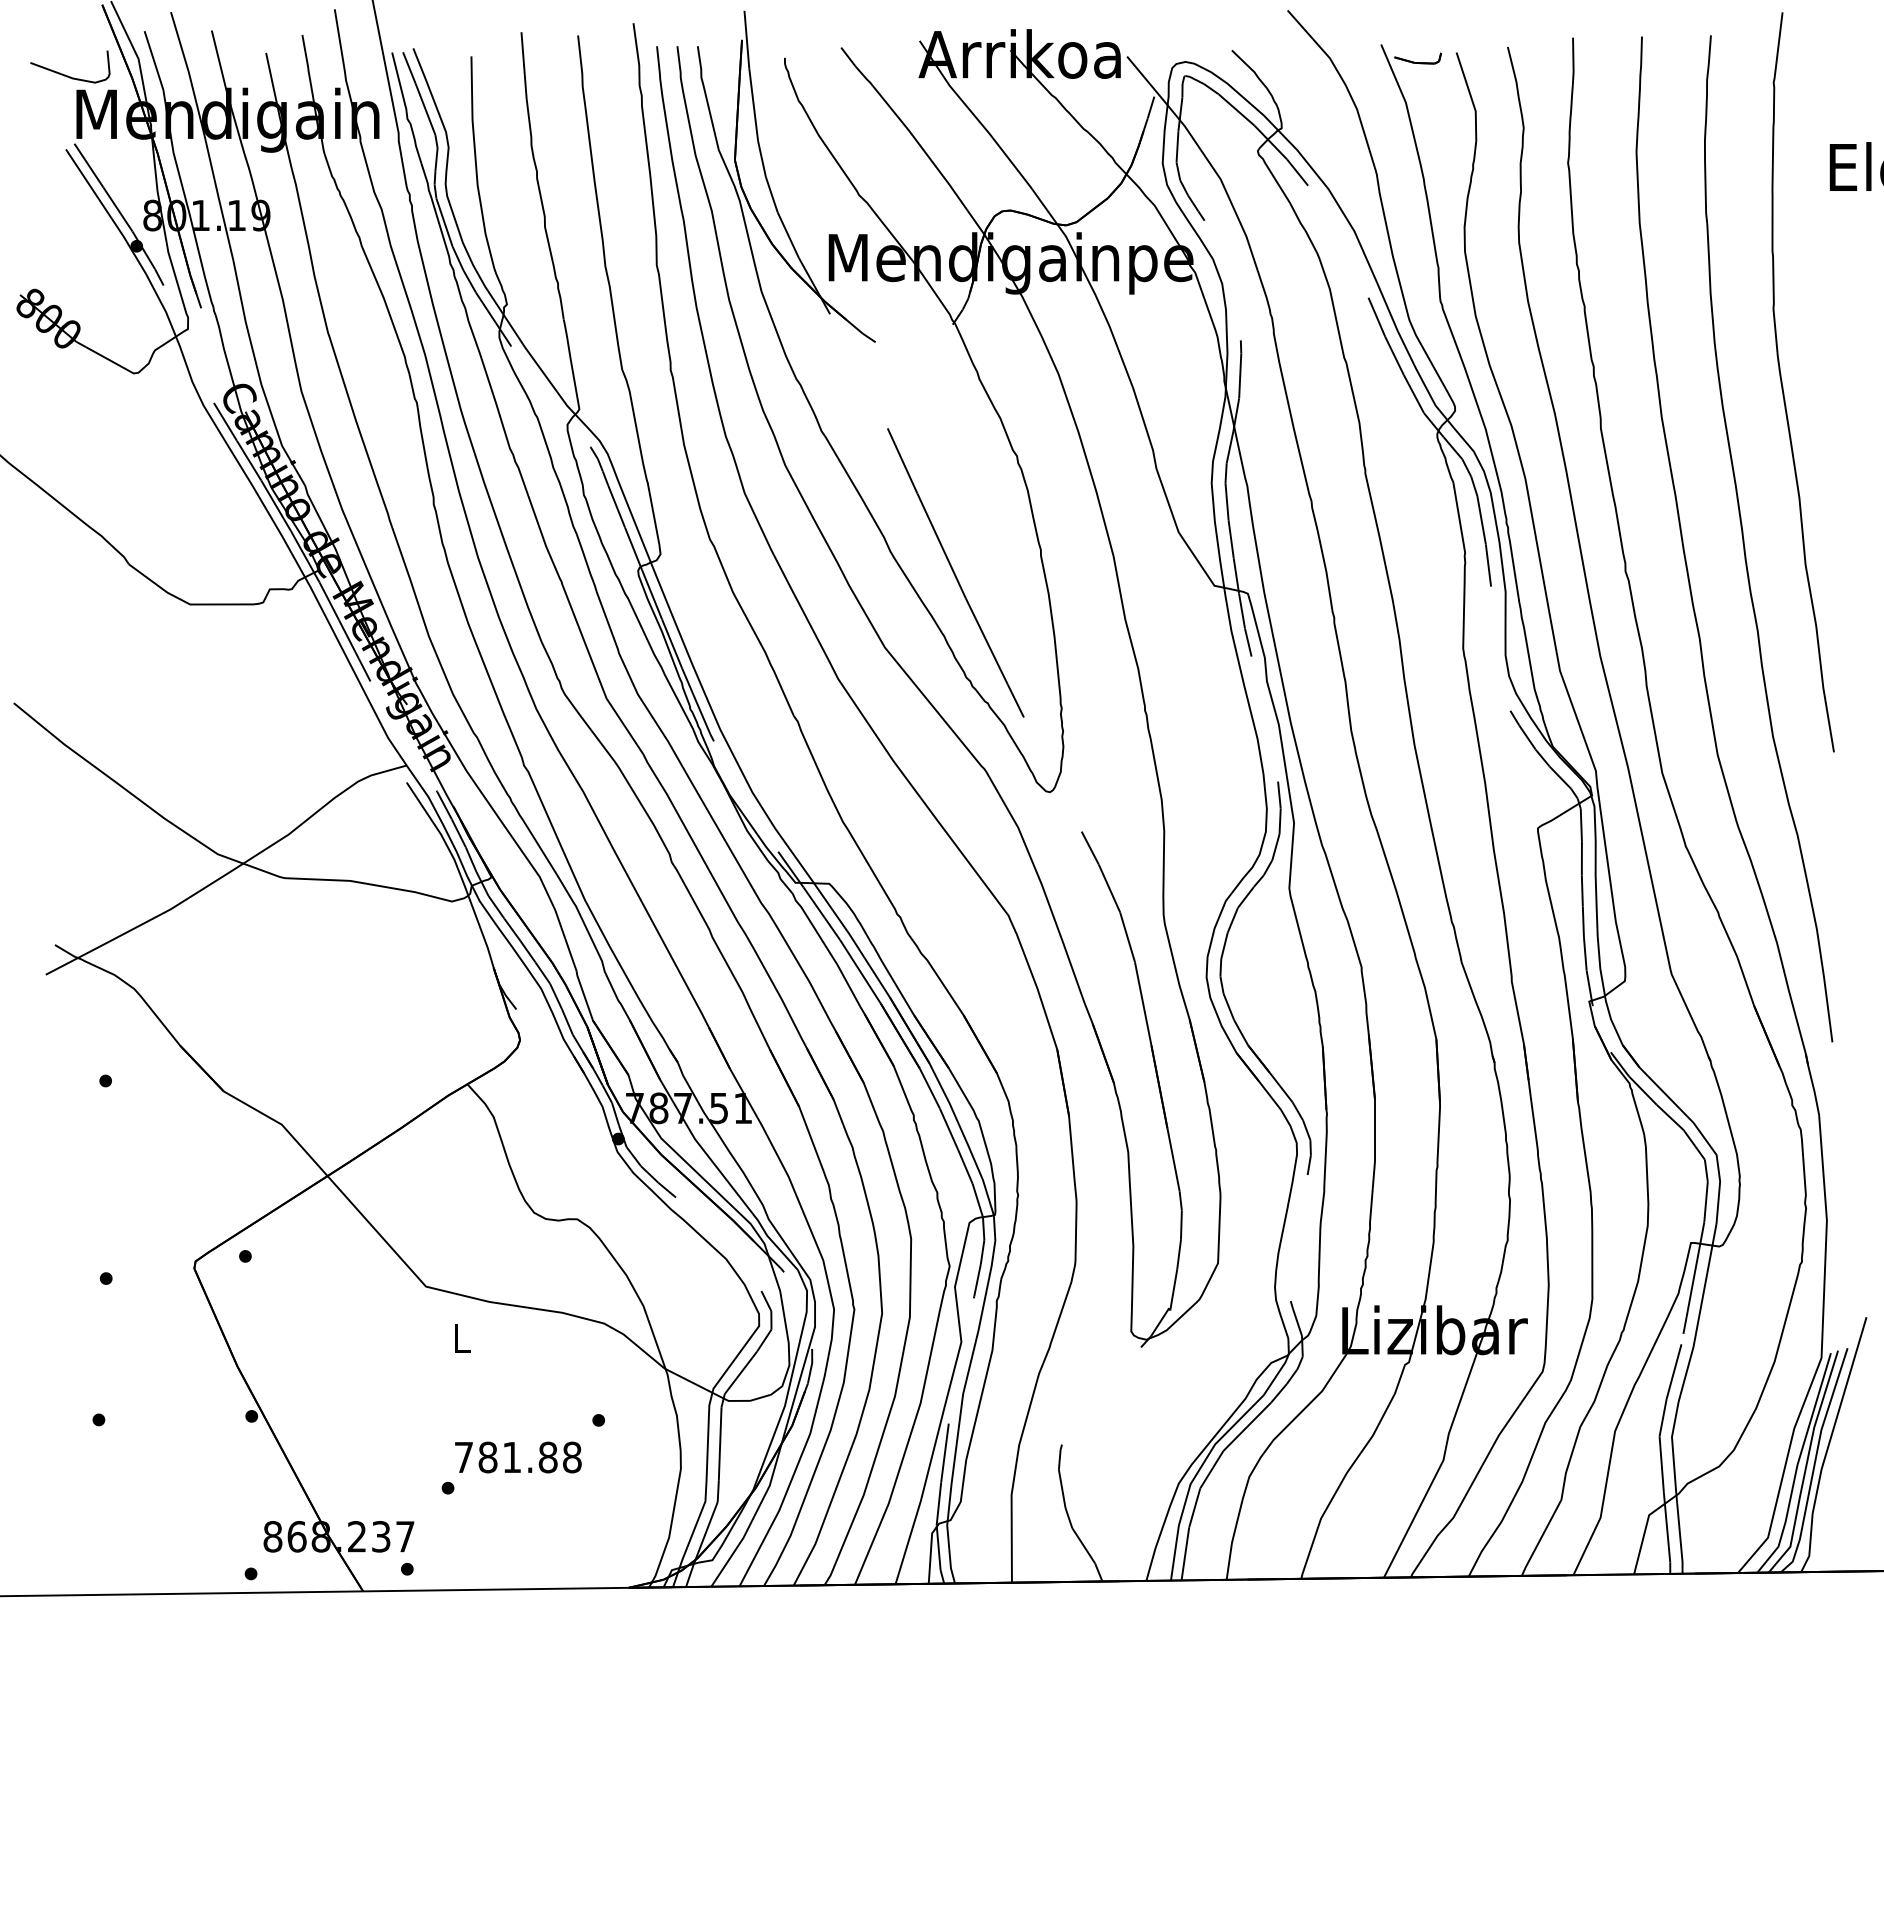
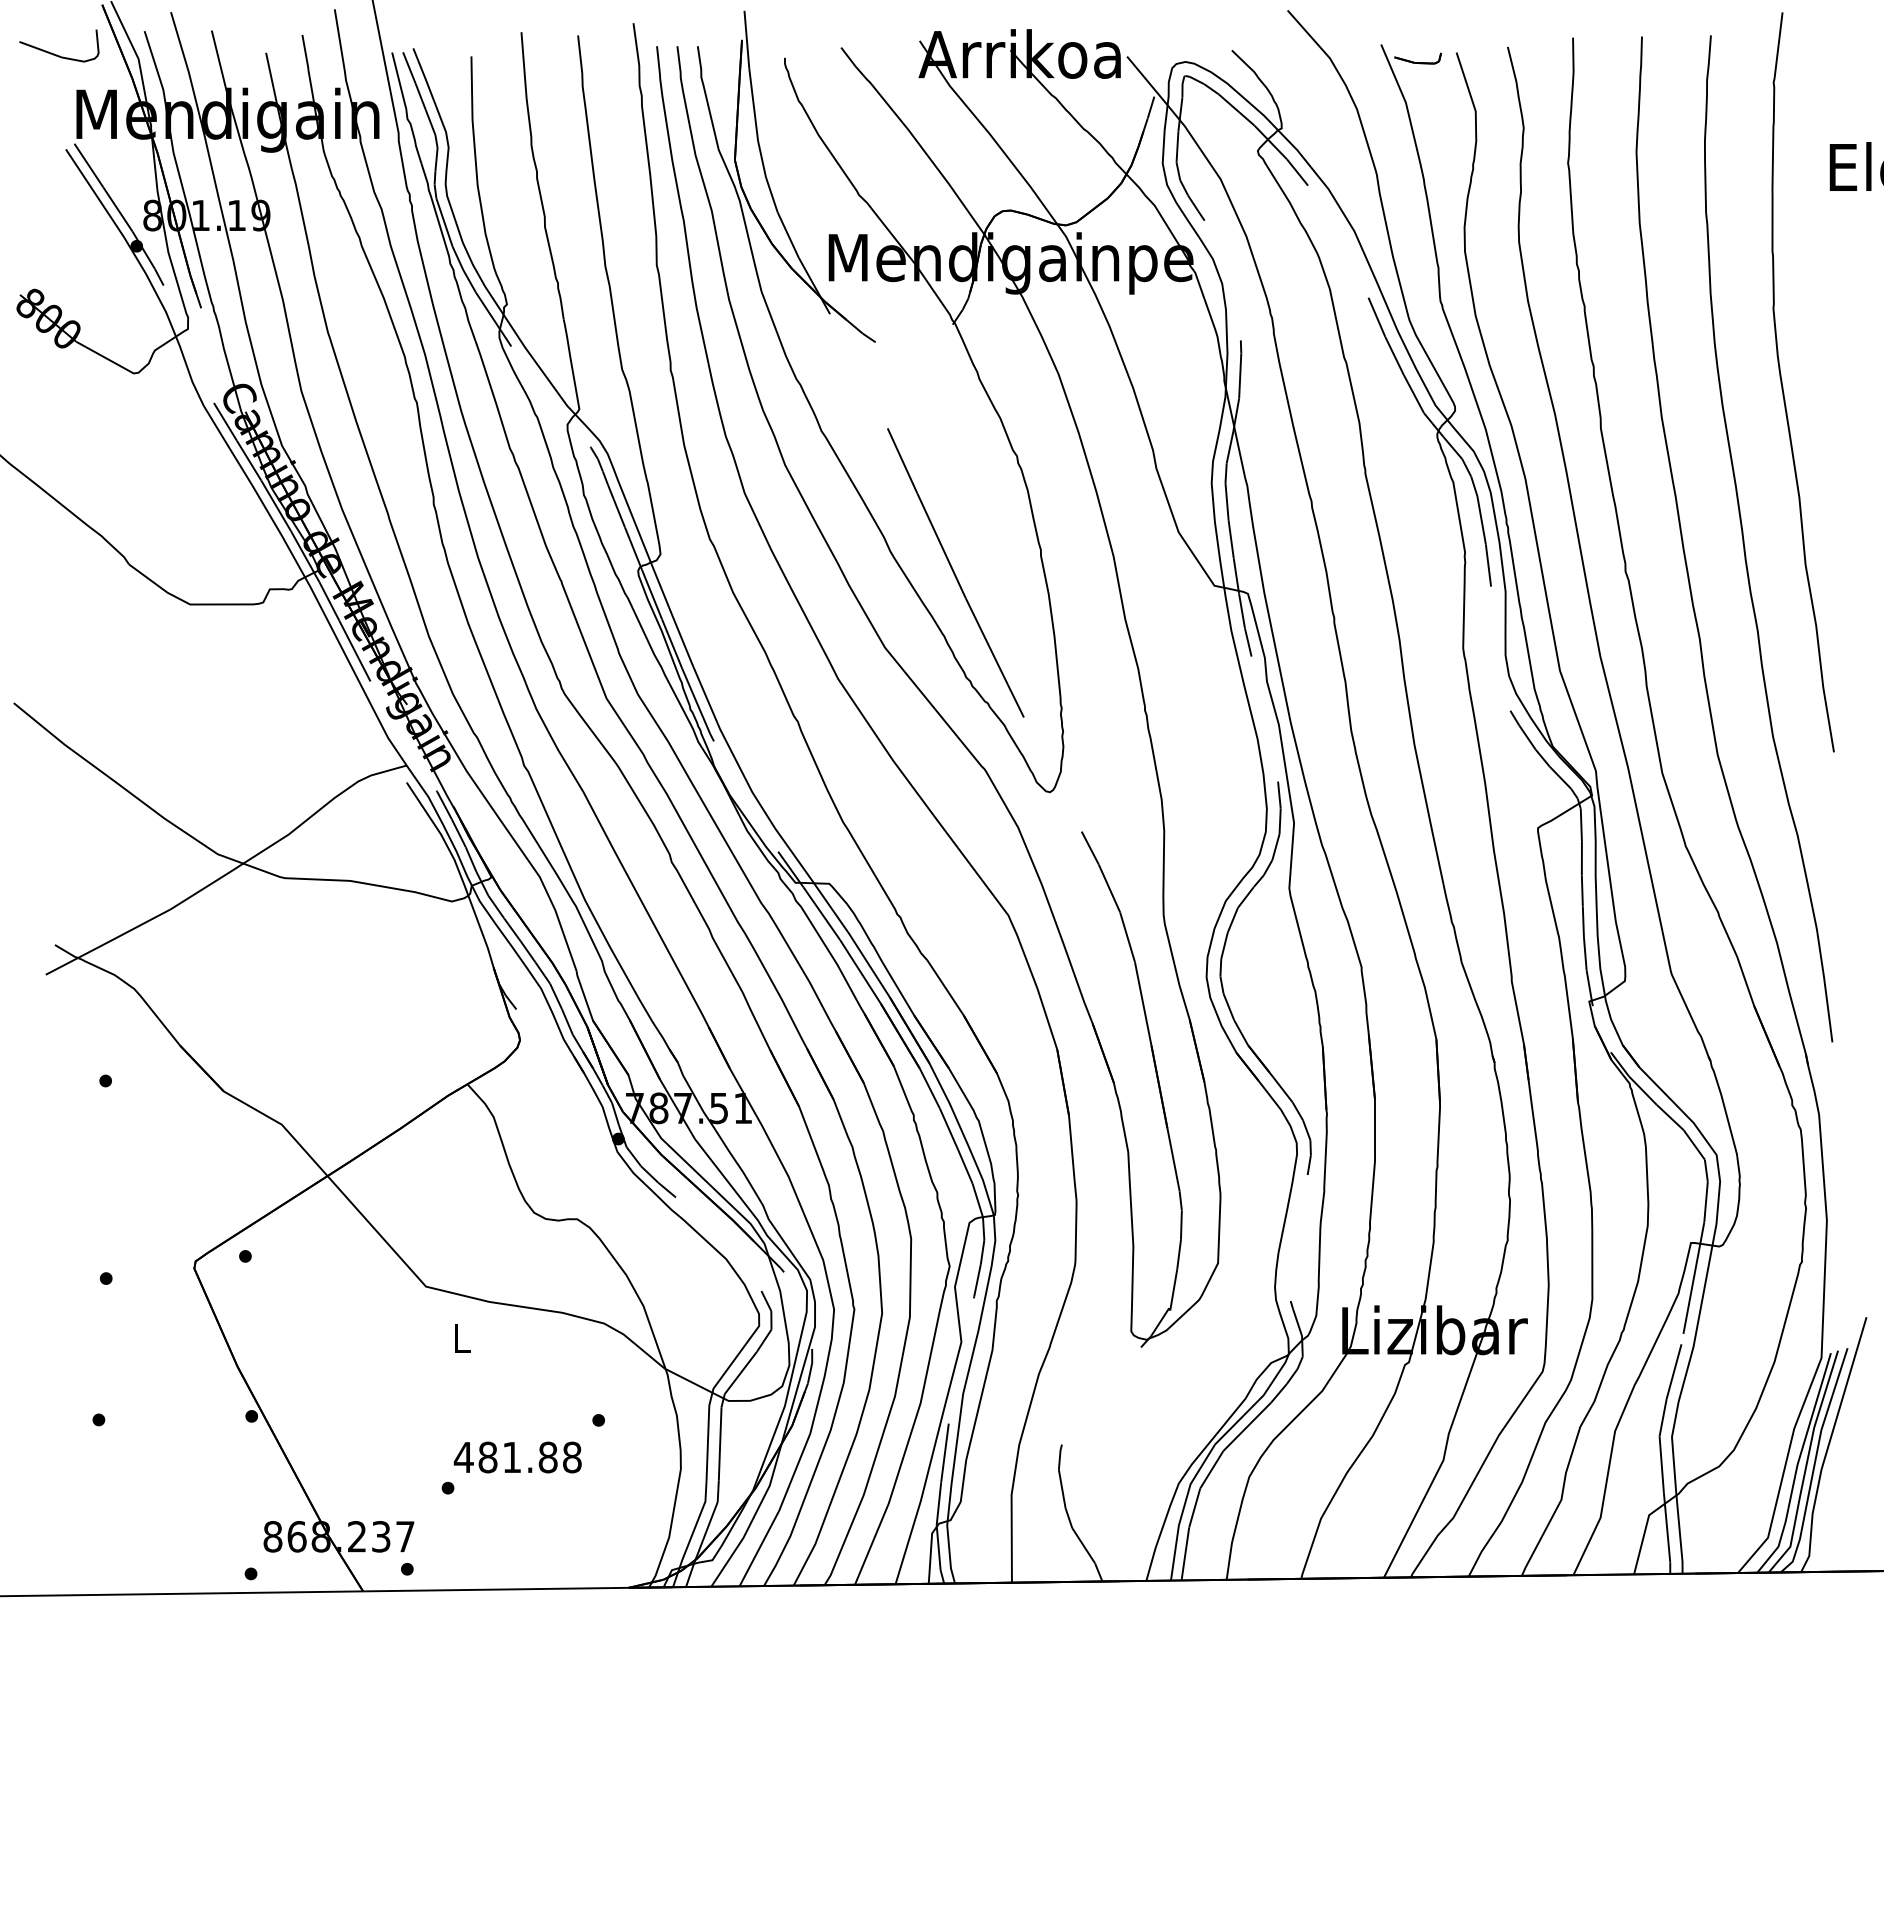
curve position: (68, 75) -> (57, 54) (57, 54)
text: 781.88 -> 481.88 (463, 1457)
